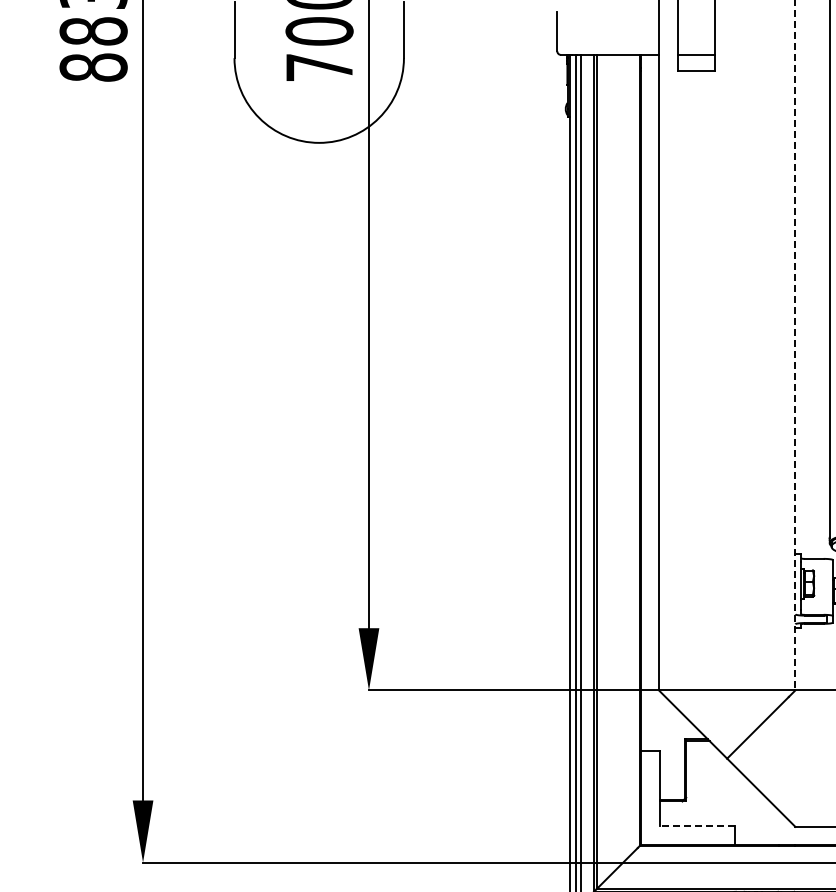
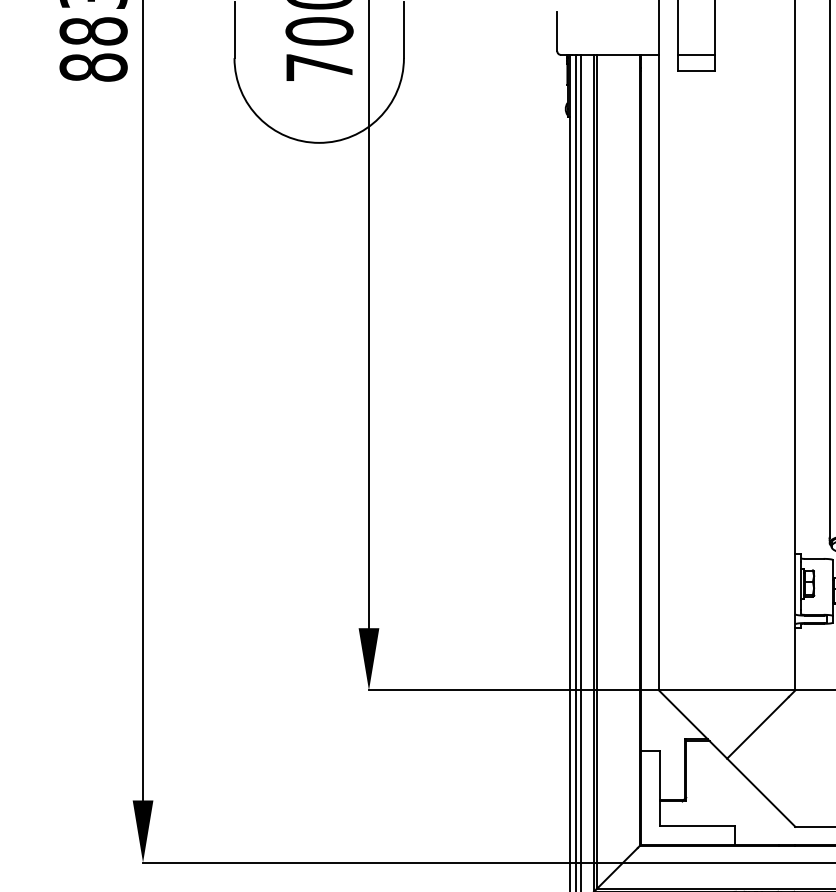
line: dashed -> solid (795, 345)
line: dashed -> solid (697, 826)
